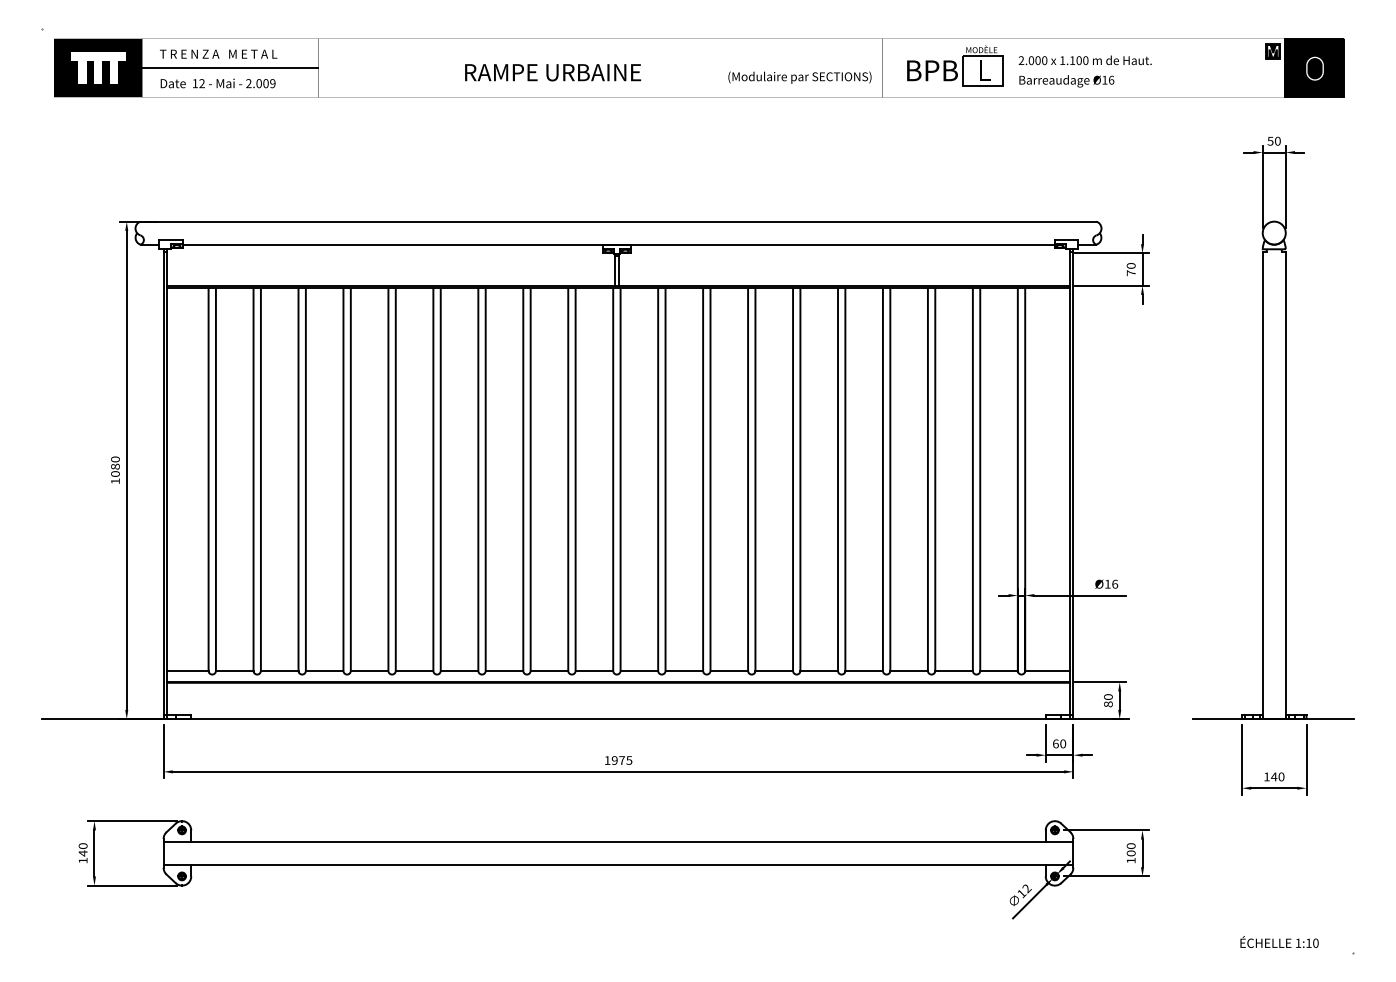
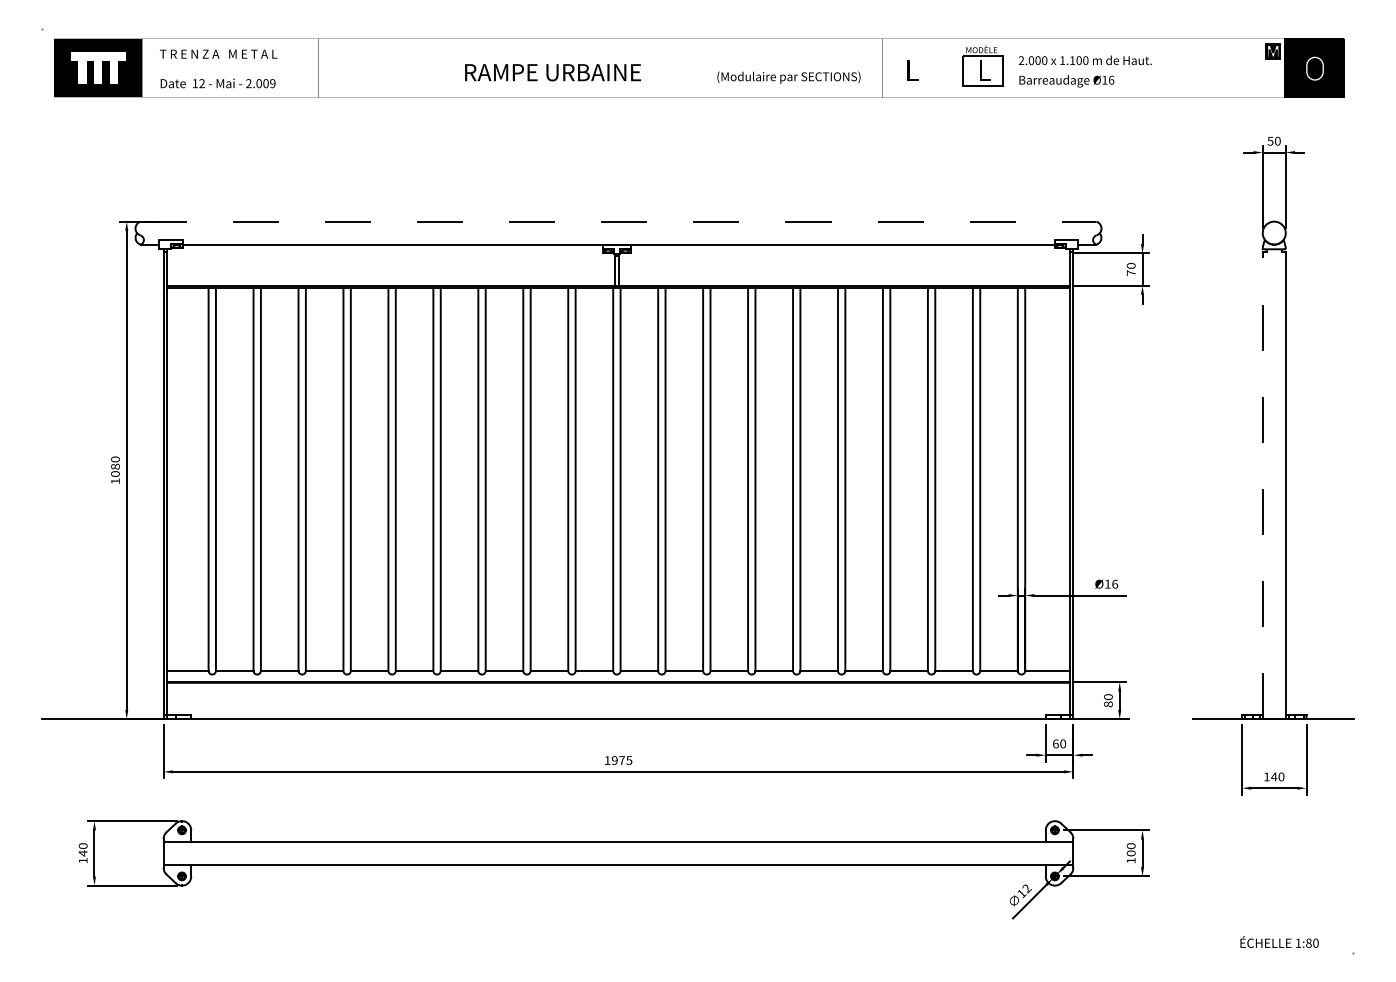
line: present -> none (230, 68)
text: BPB -> L (932, 70)
text position: (799, 77) -> (788, 77) (788, 77)
line: solid -> dashed (618, 221)
line: solid -> dashed (1262, 485)
text: 1:10 -> 1:80 (1308, 942)
